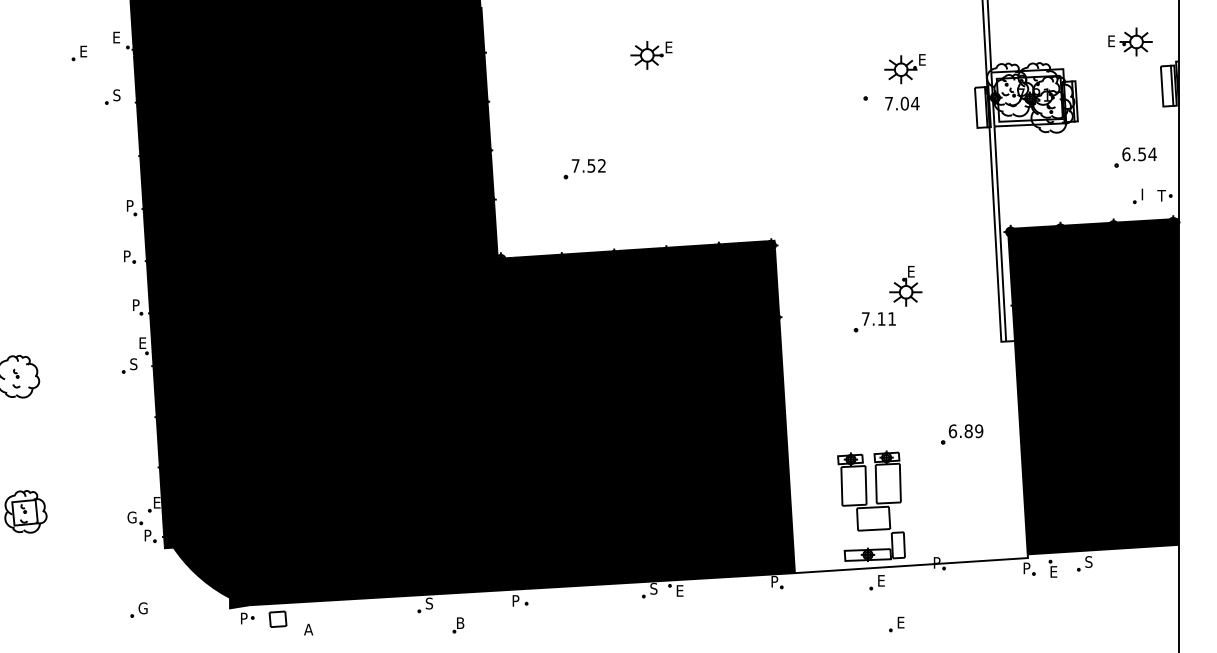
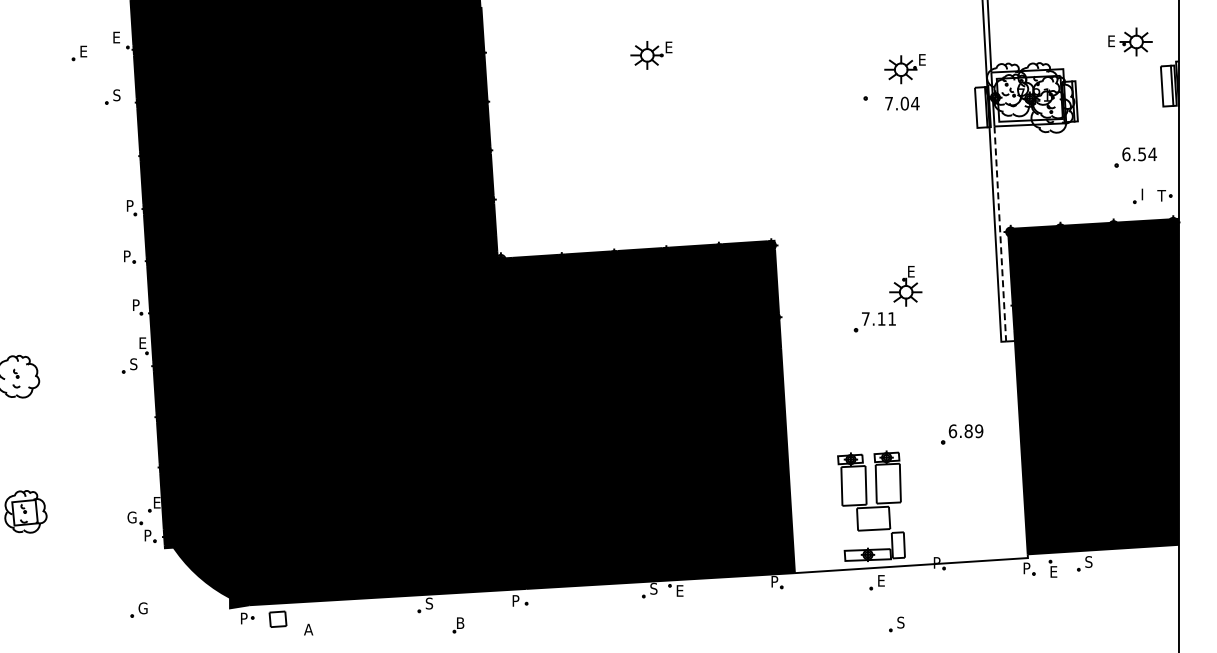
part: present -> none (584, 169)
line: solid -> dashed (1000, 234)
text: E -> S (900, 622)
